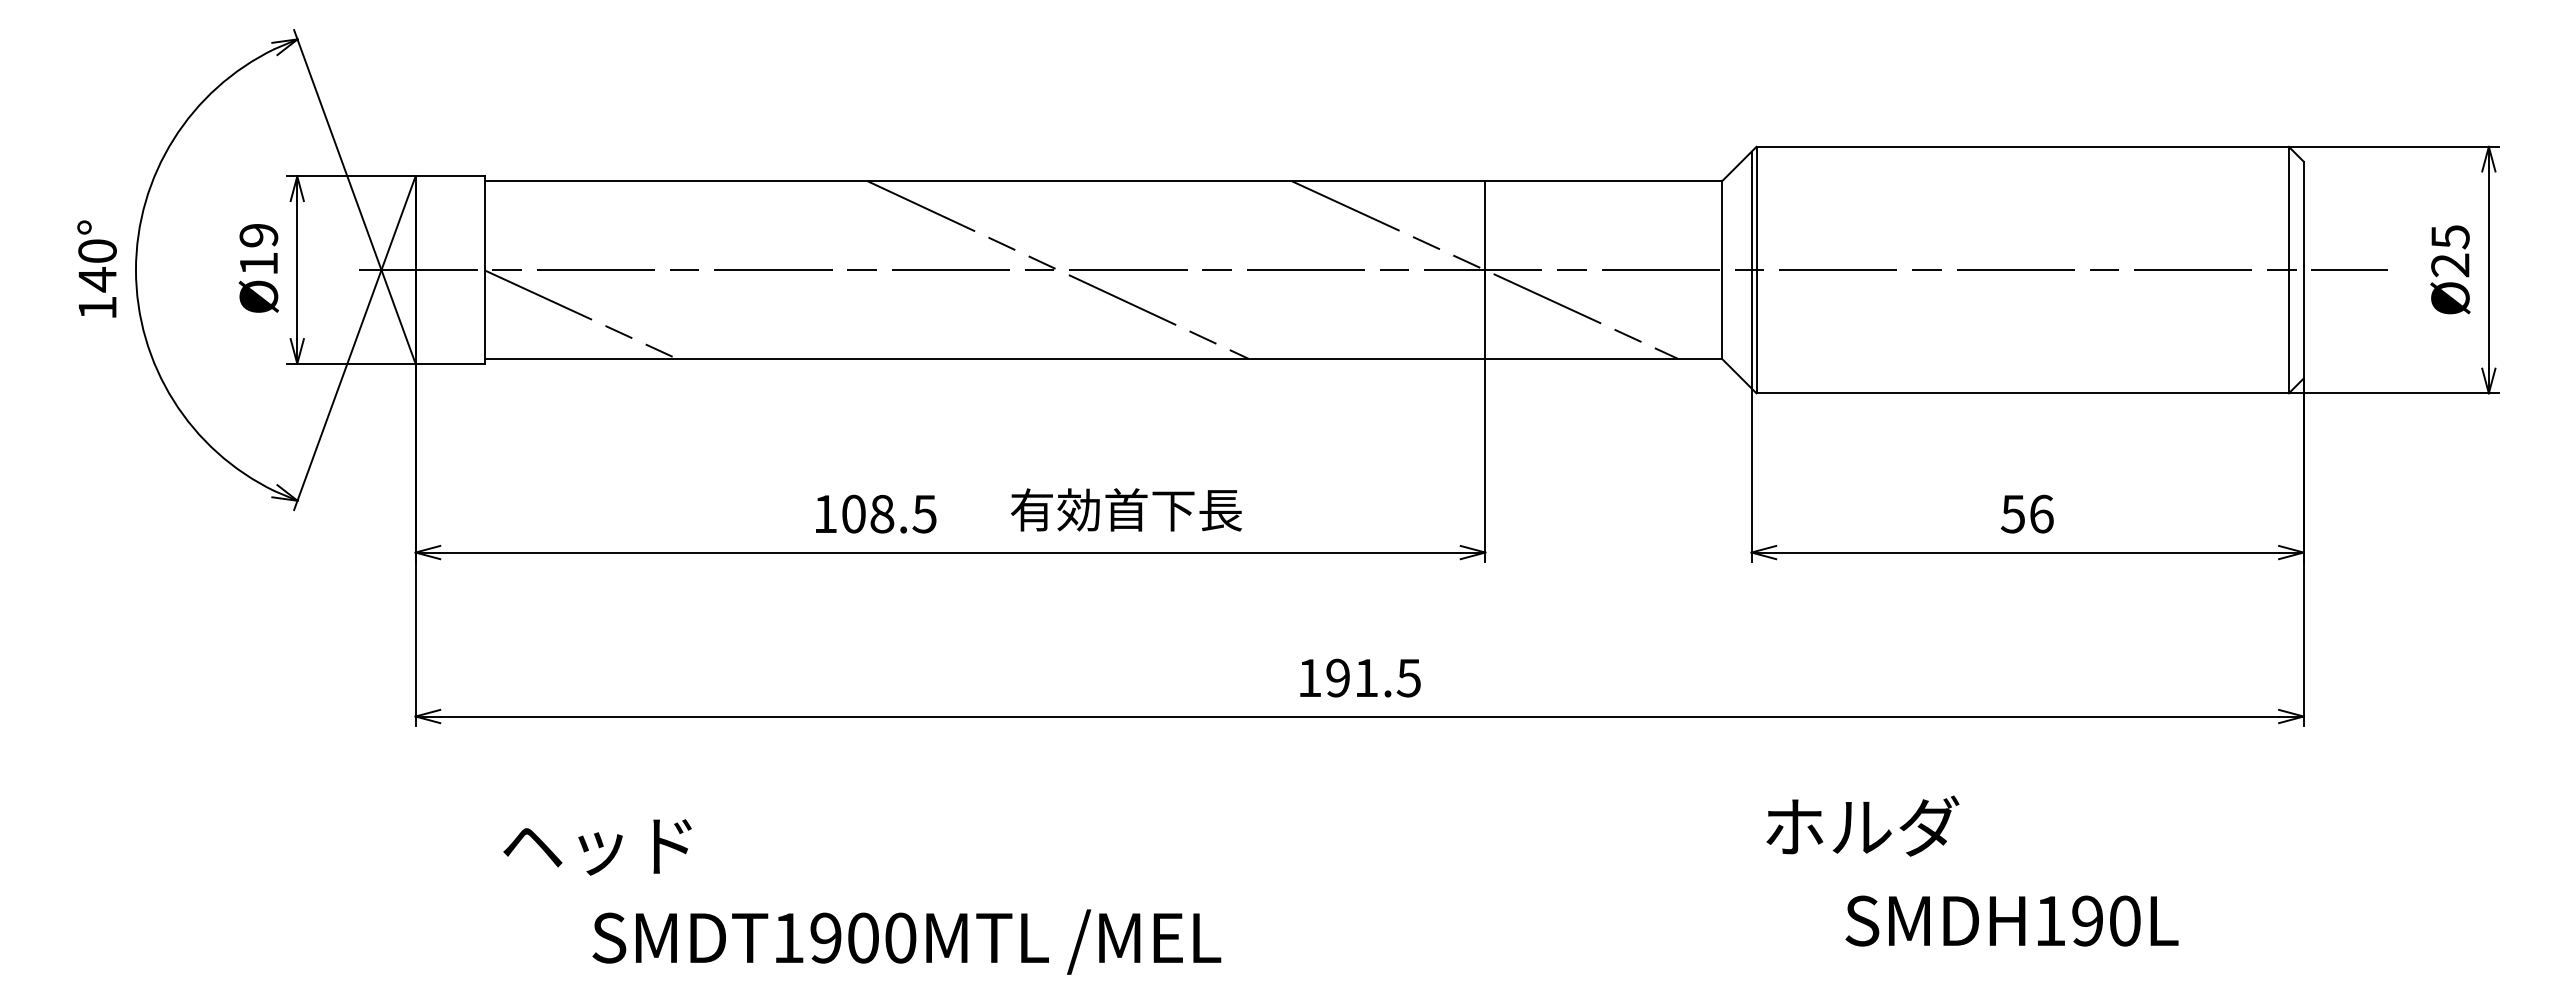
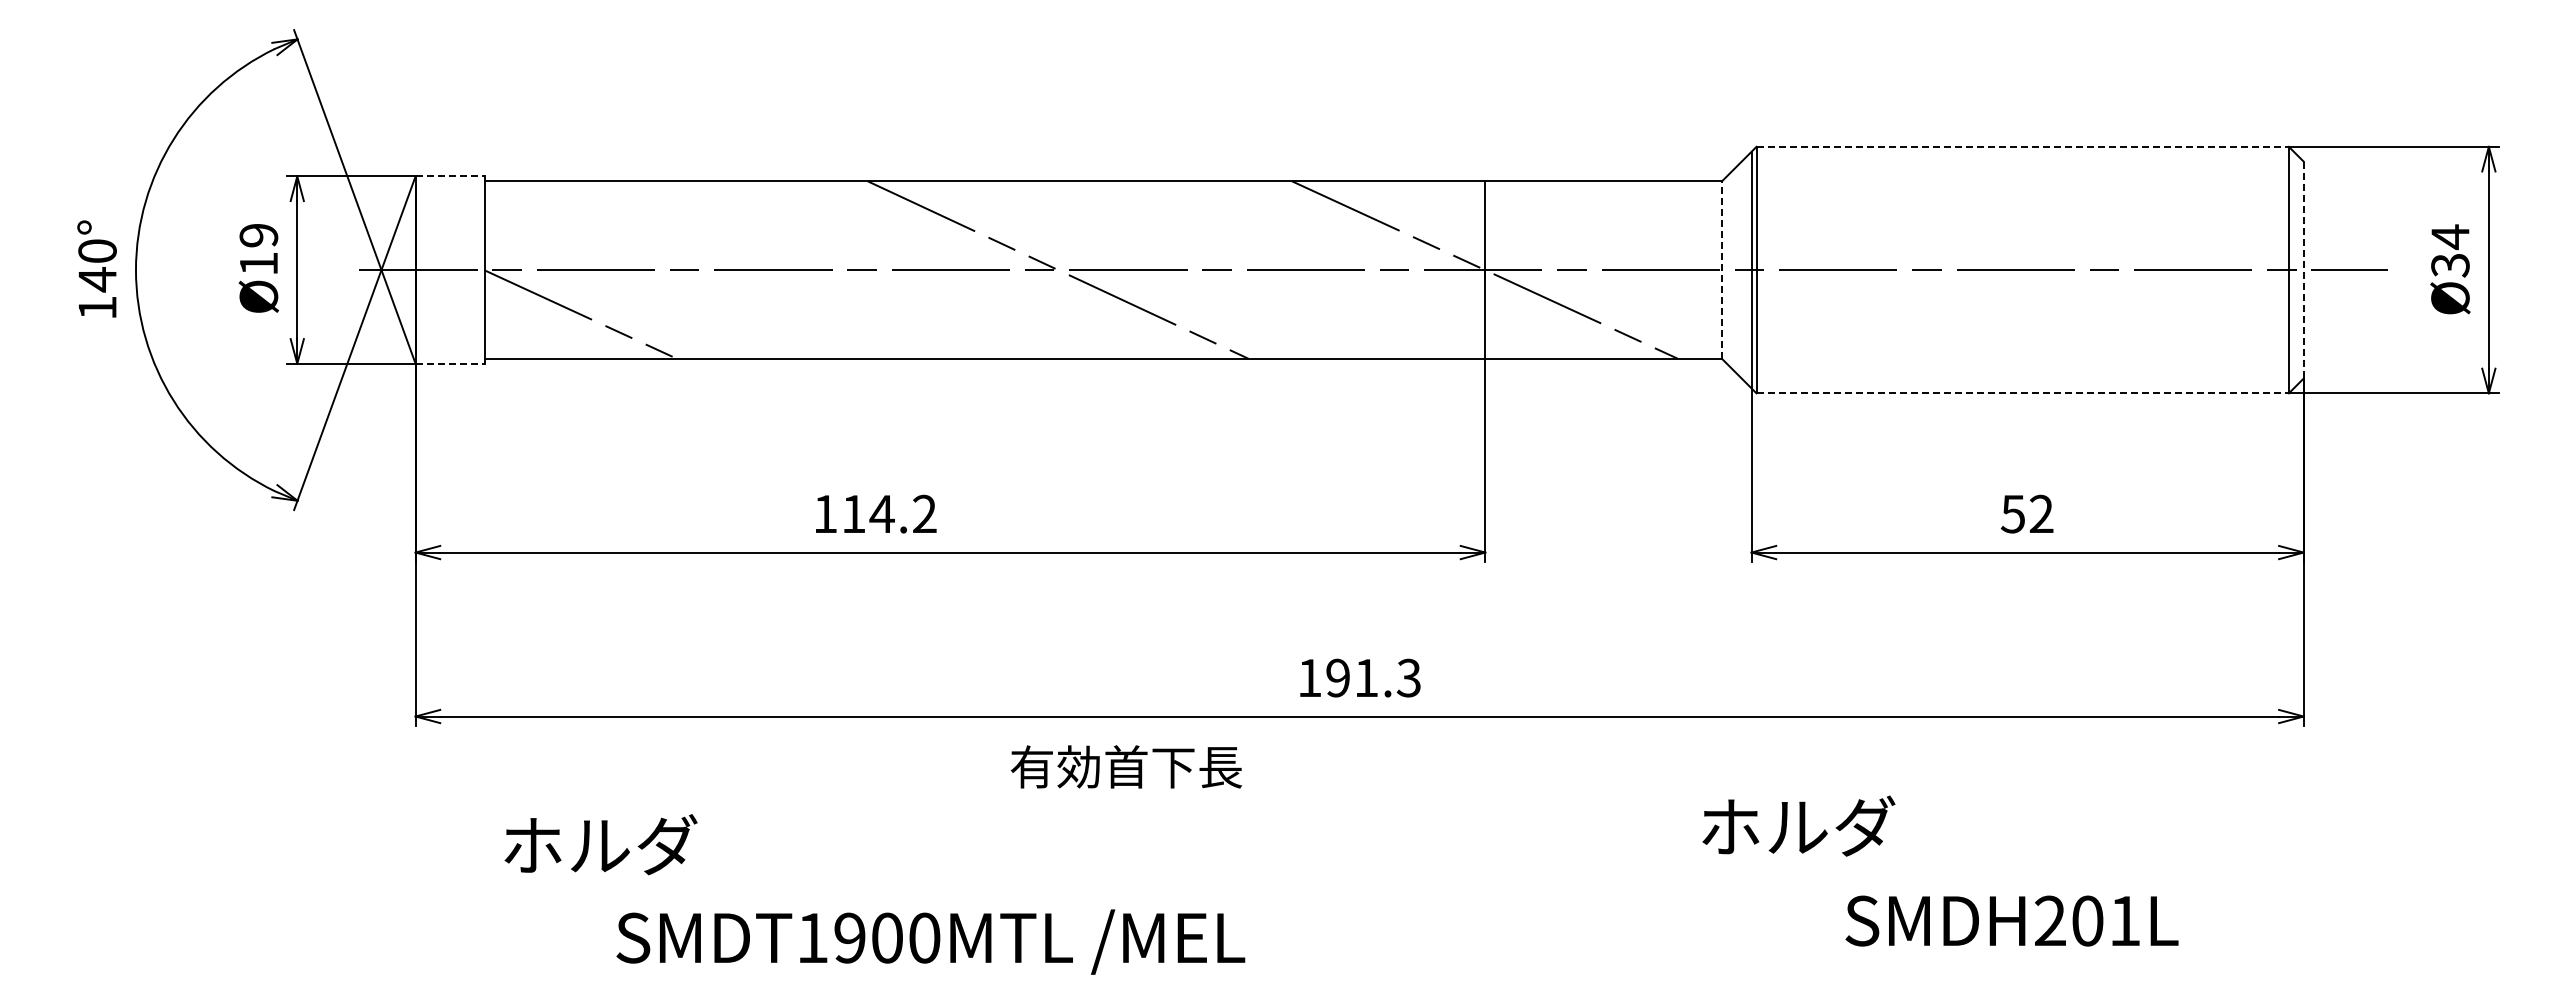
line: solid -> dashed (2023, 146)
line: solid -> dashed (450, 176)
text: Ø25 -> Ø34 (2450, 250)
line: solid -> dashed (1721, 270)
line: solid -> dashed (2303, 270)
line: solid -> dashed (450, 363)
line: solid -> dashed (2023, 393)
text position: (1126, 509) -> (1126, 766) (1126, 766)
text: 108.5 -> 114.2 (889, 513)
text: 56 -> 52 (2041, 513)
text: 191.5 -> 191.3 (1408, 677)
text position: (1862, 825) -> (1798, 825) (1798, 825)
text: ヘッド -> ホルダ (600, 844)
text: SMDH190L -> SMDH201L (2087, 920)
text position: (906, 941) -> (930, 941) (930, 941)
